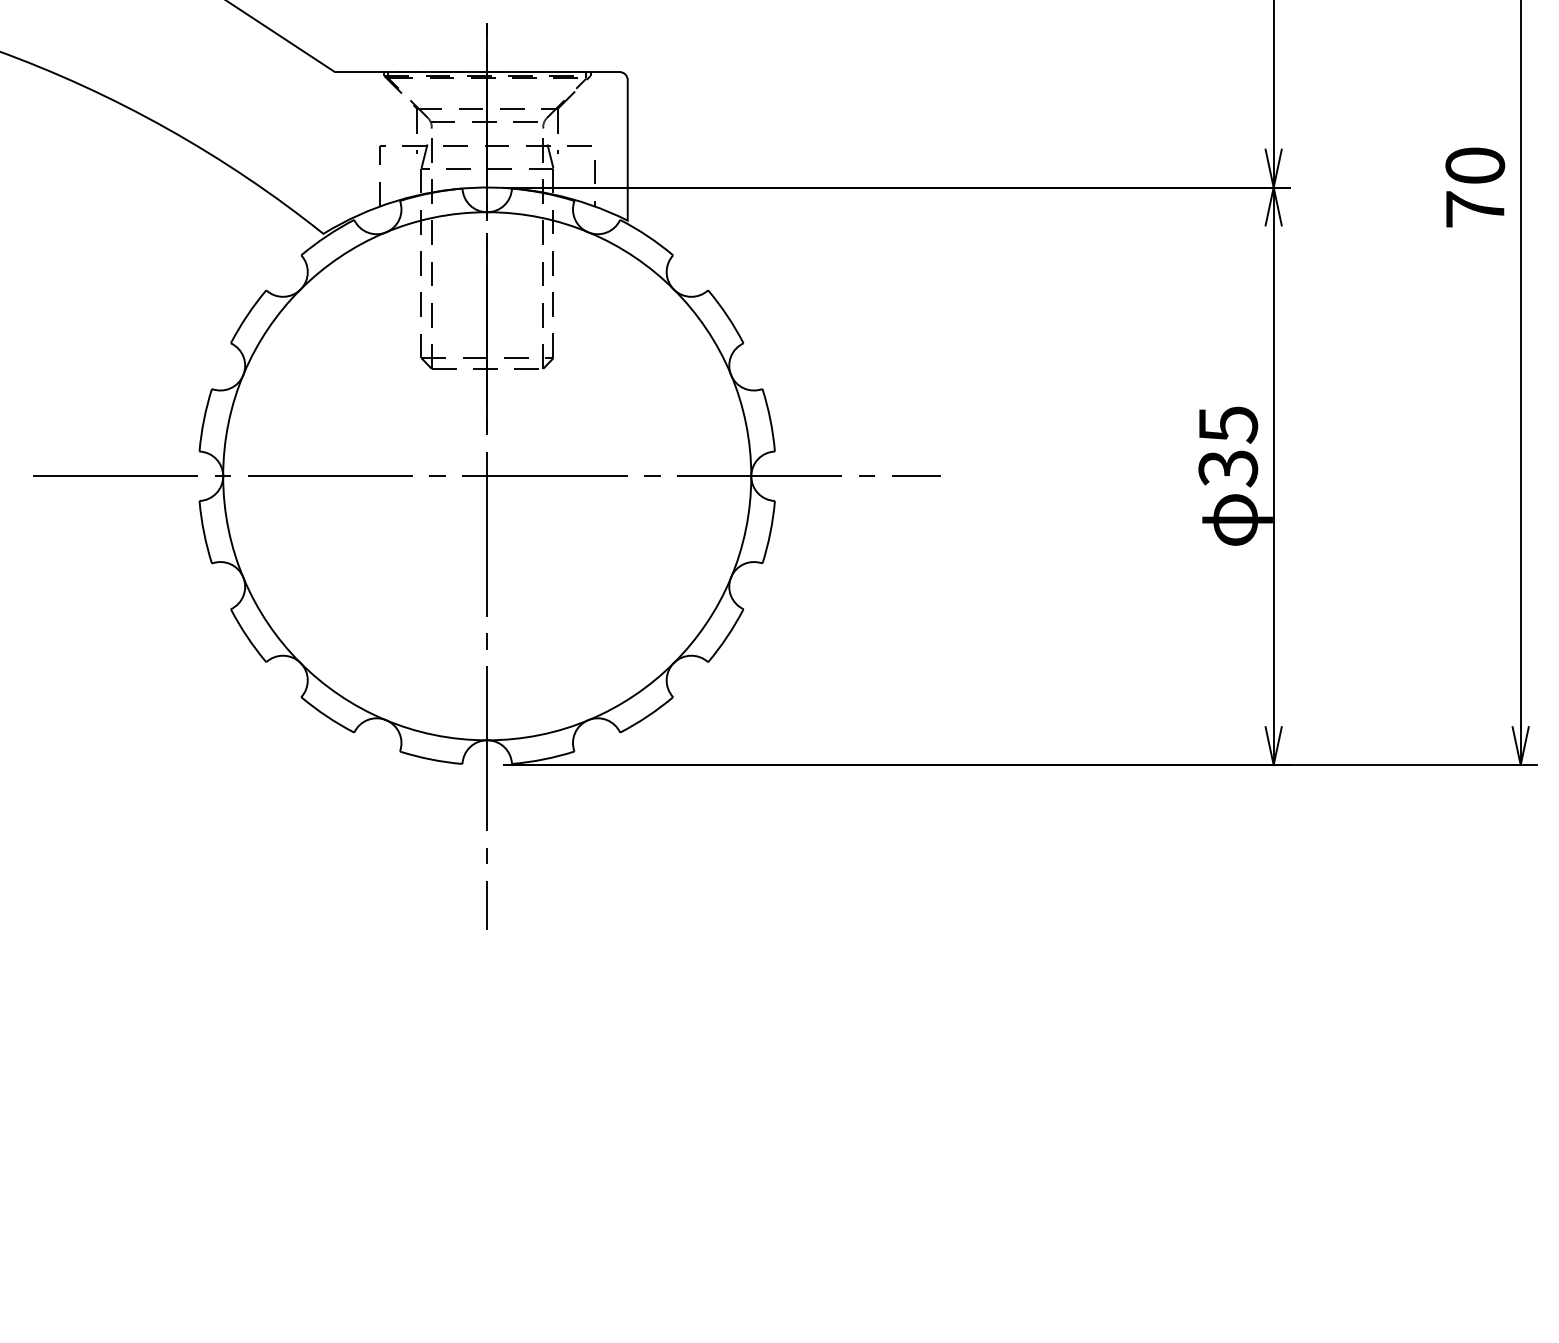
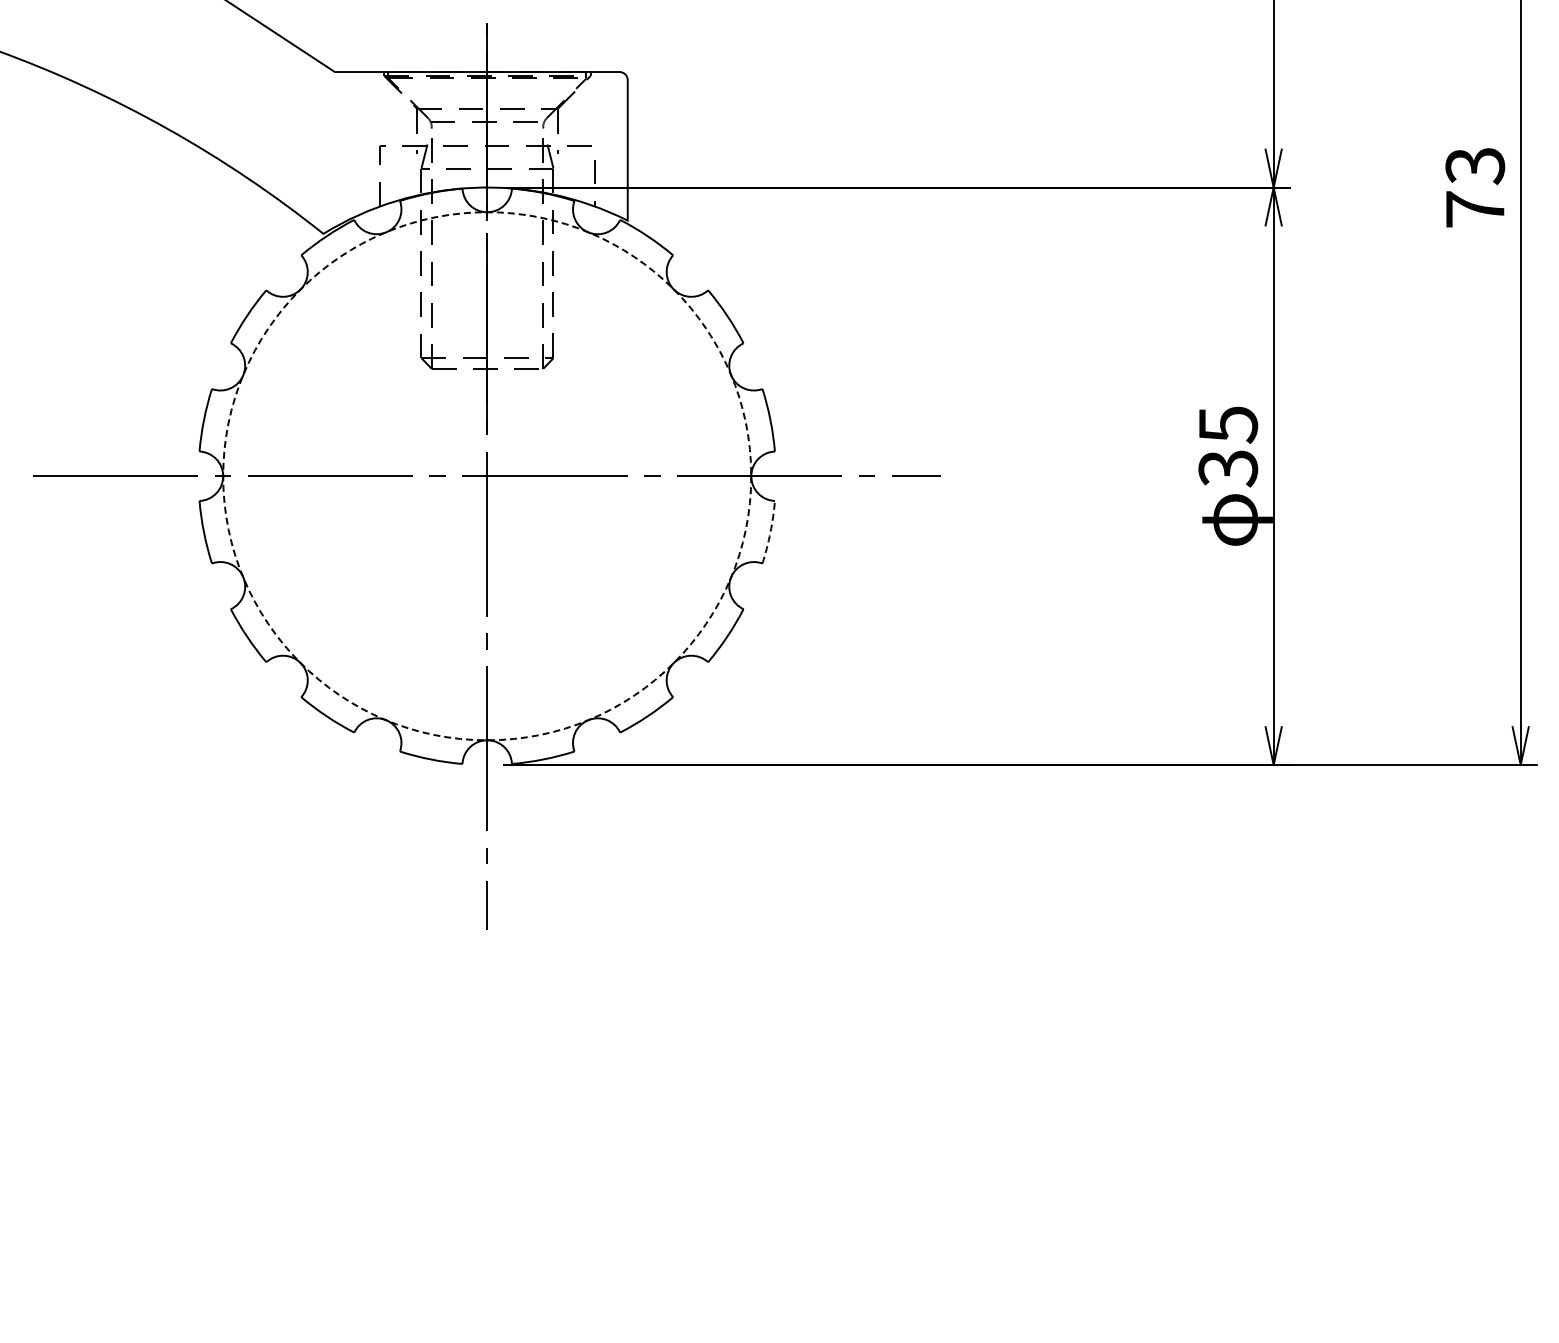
text: 70 -> 73 (1475, 165)
circle: solid -> dashed (487, 476)
arc: solid -> dashed (770, 532)
